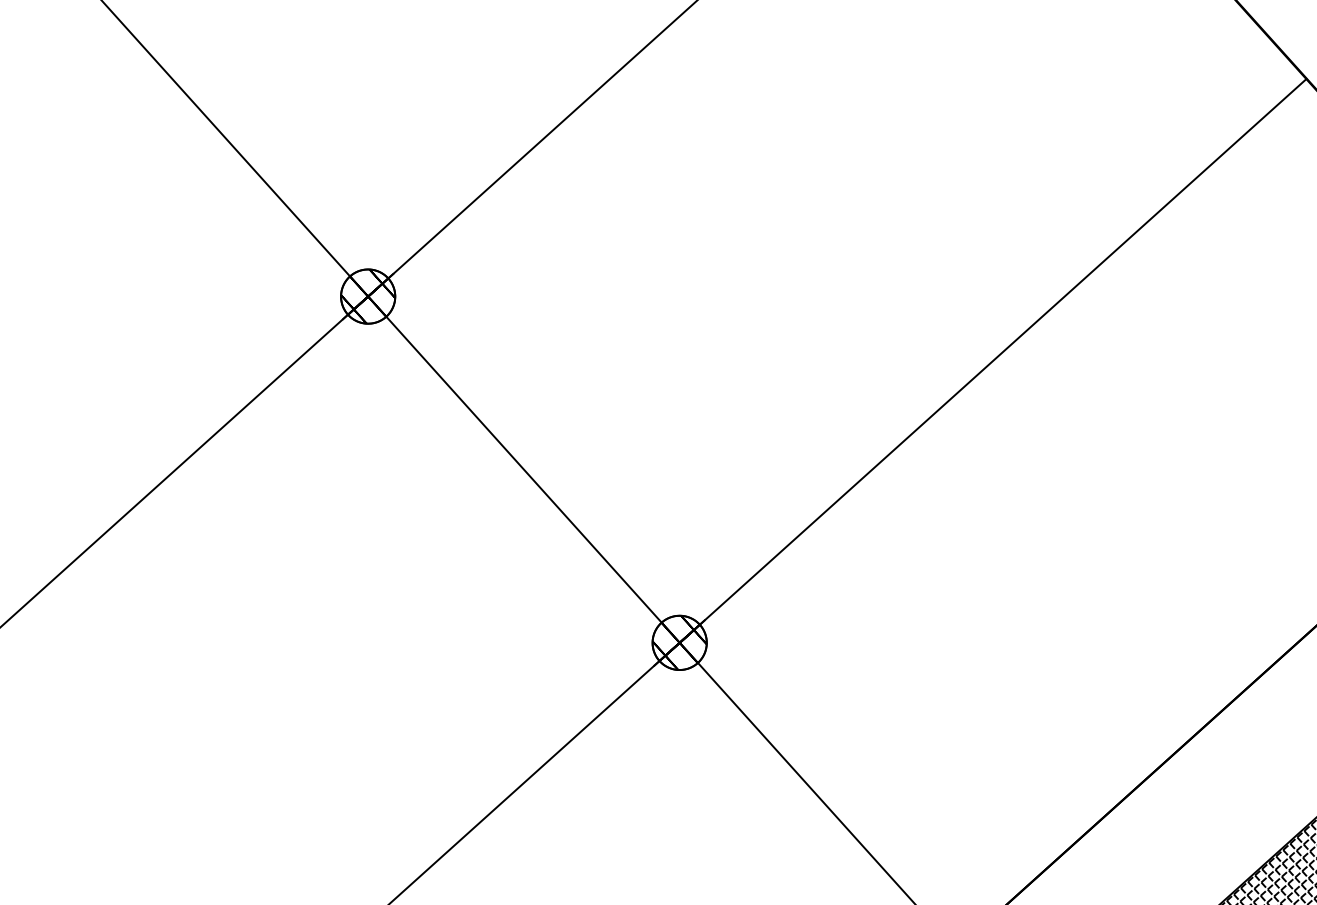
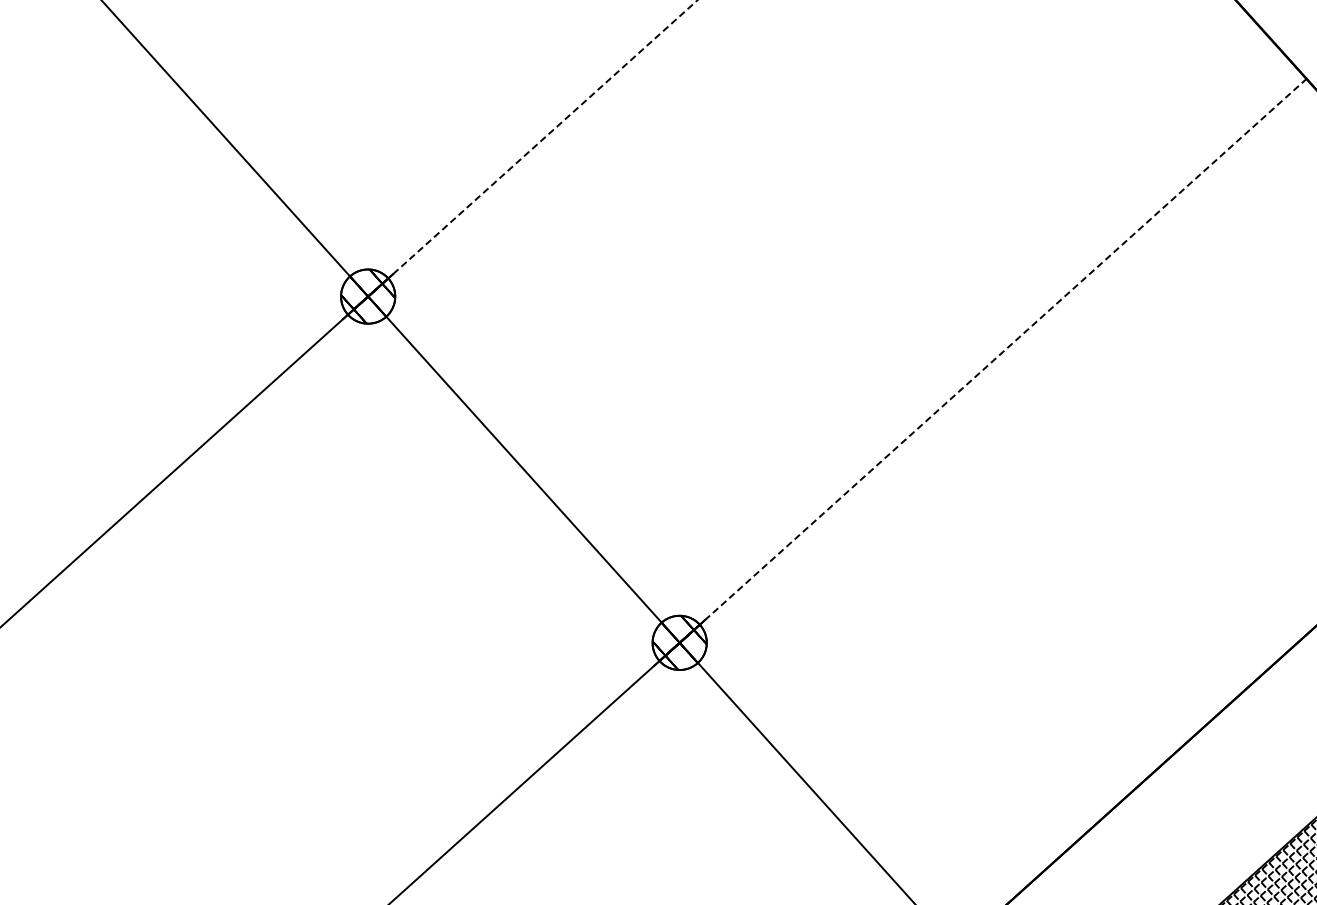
line: solid -> dashed (545, 137)
line: solid -> dashed (1006, 349)
